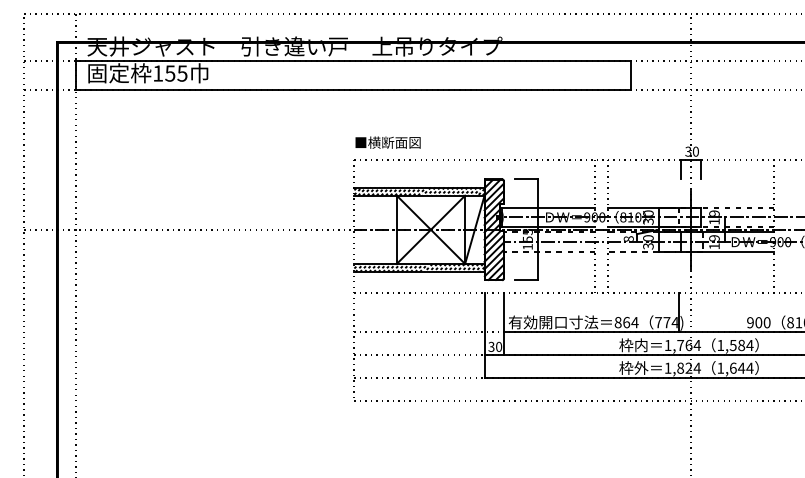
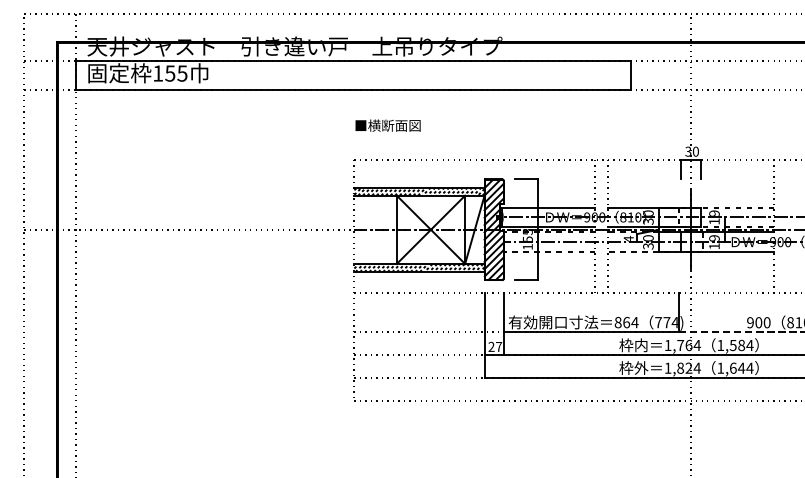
text position: (387, 142) -> (387, 125) (387, 125)
text: 8 -> 4 (628, 238)
line: solid -> dashed (742, 332)
text: 30 -> 27 (495, 346)
